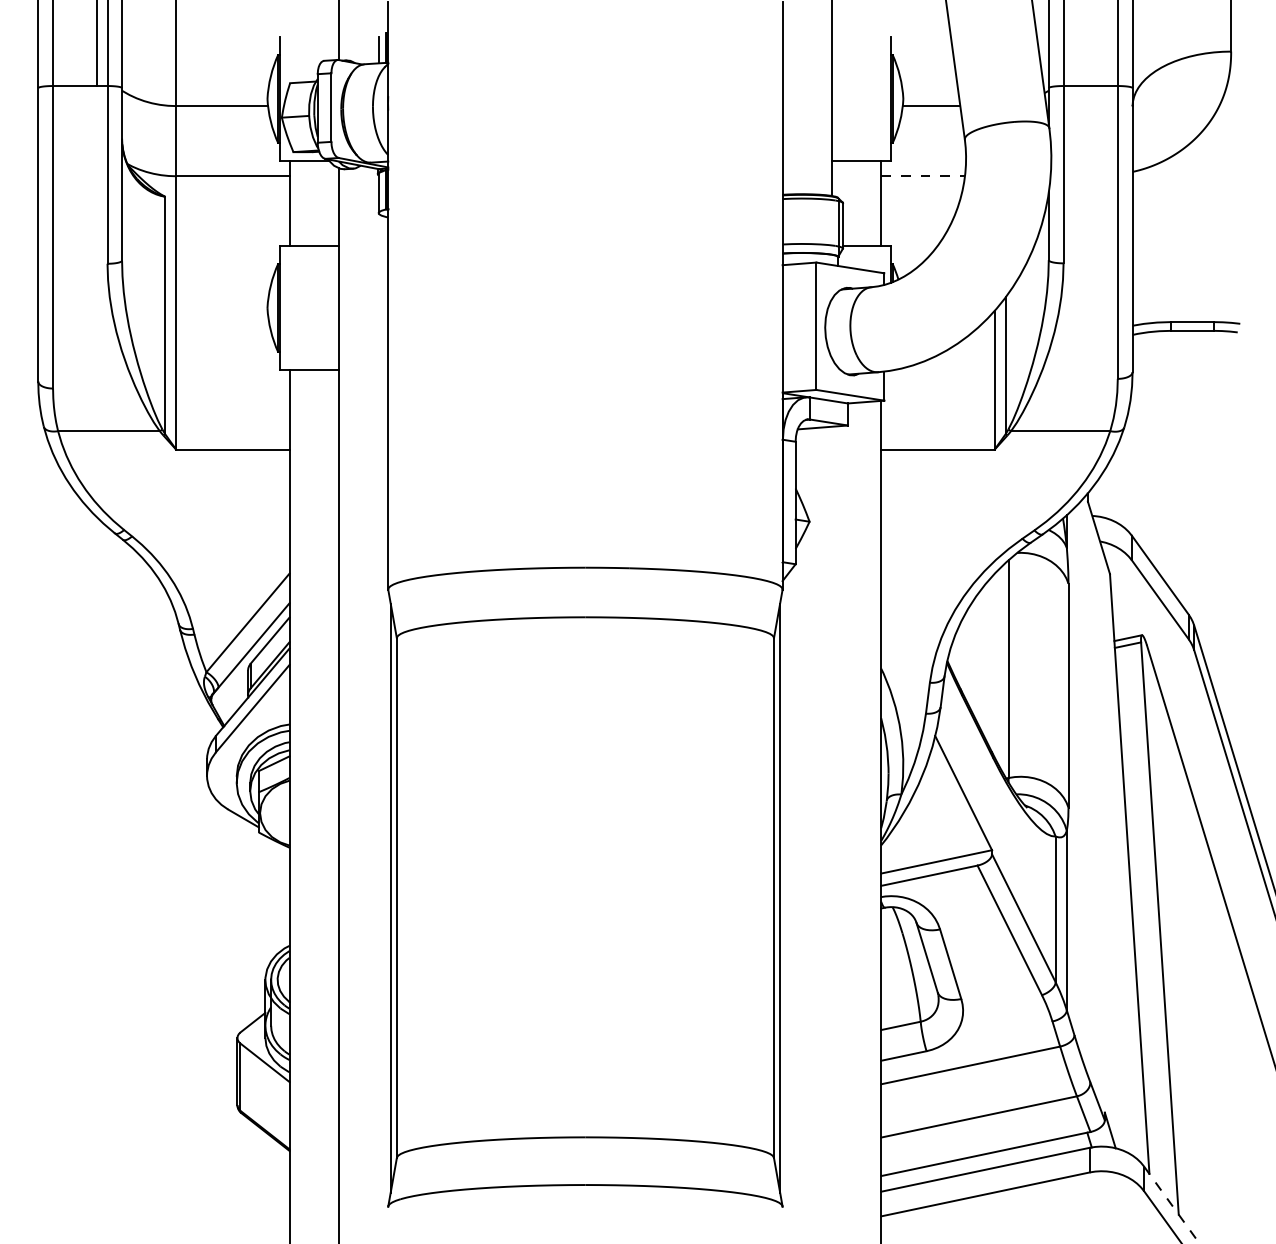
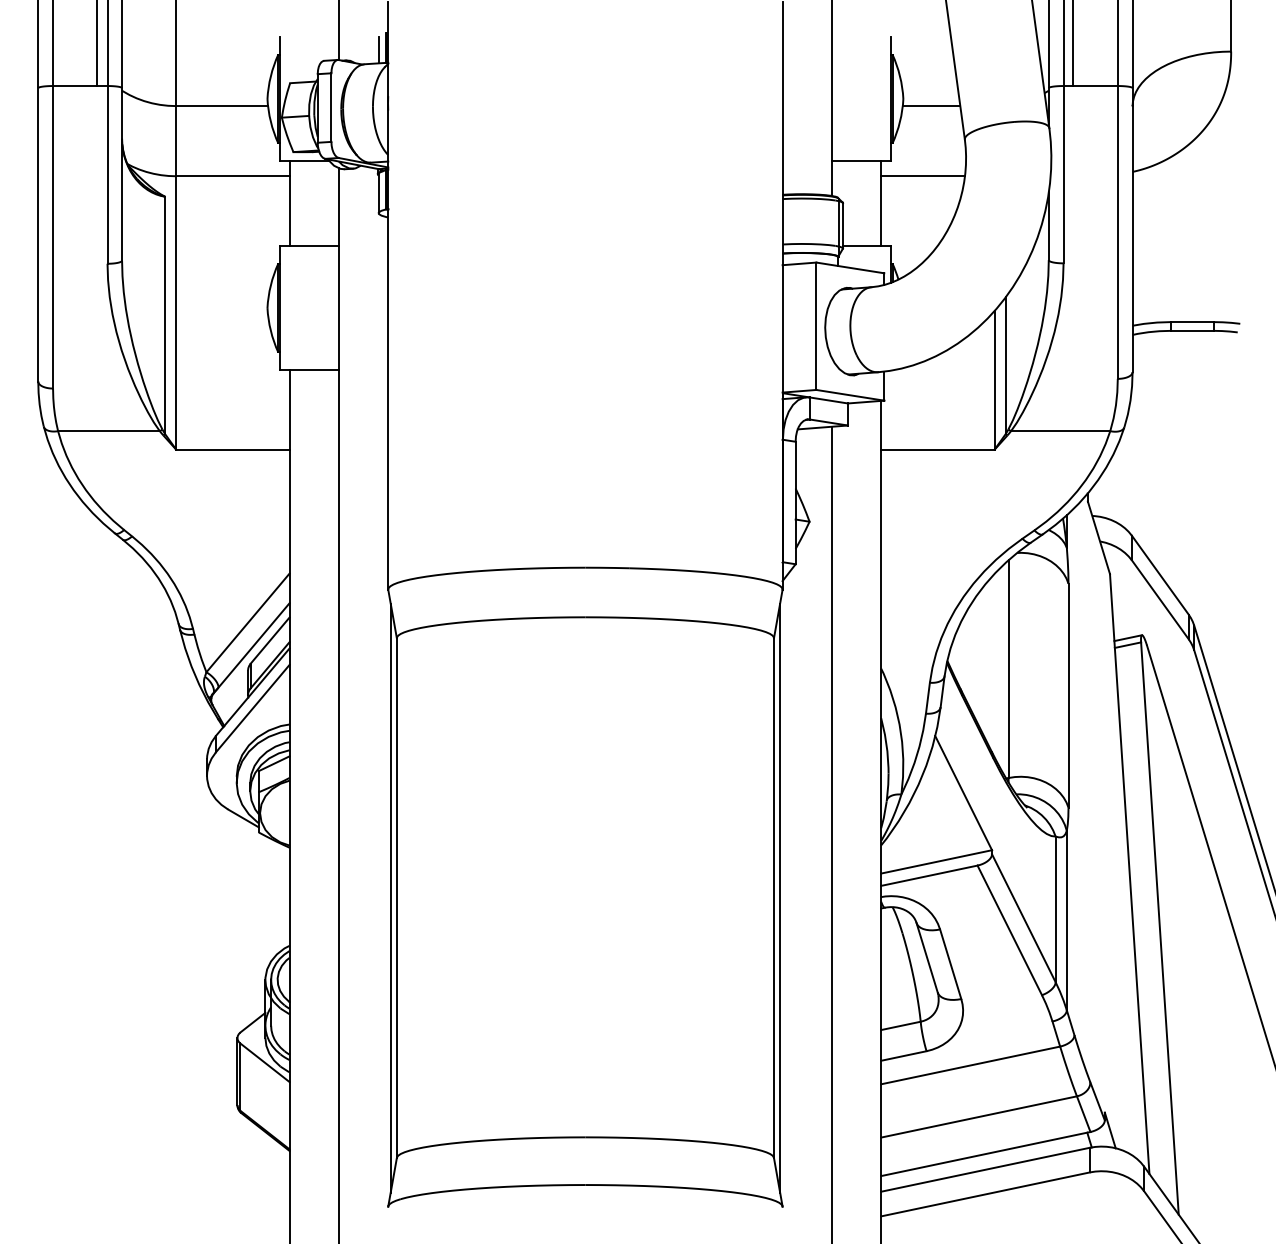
line: none -> present (1073, 44)
line: dashed -> solid (923, 176)
line: none -> present (831, 833)
line: dashed -> solid (1171, 1205)
